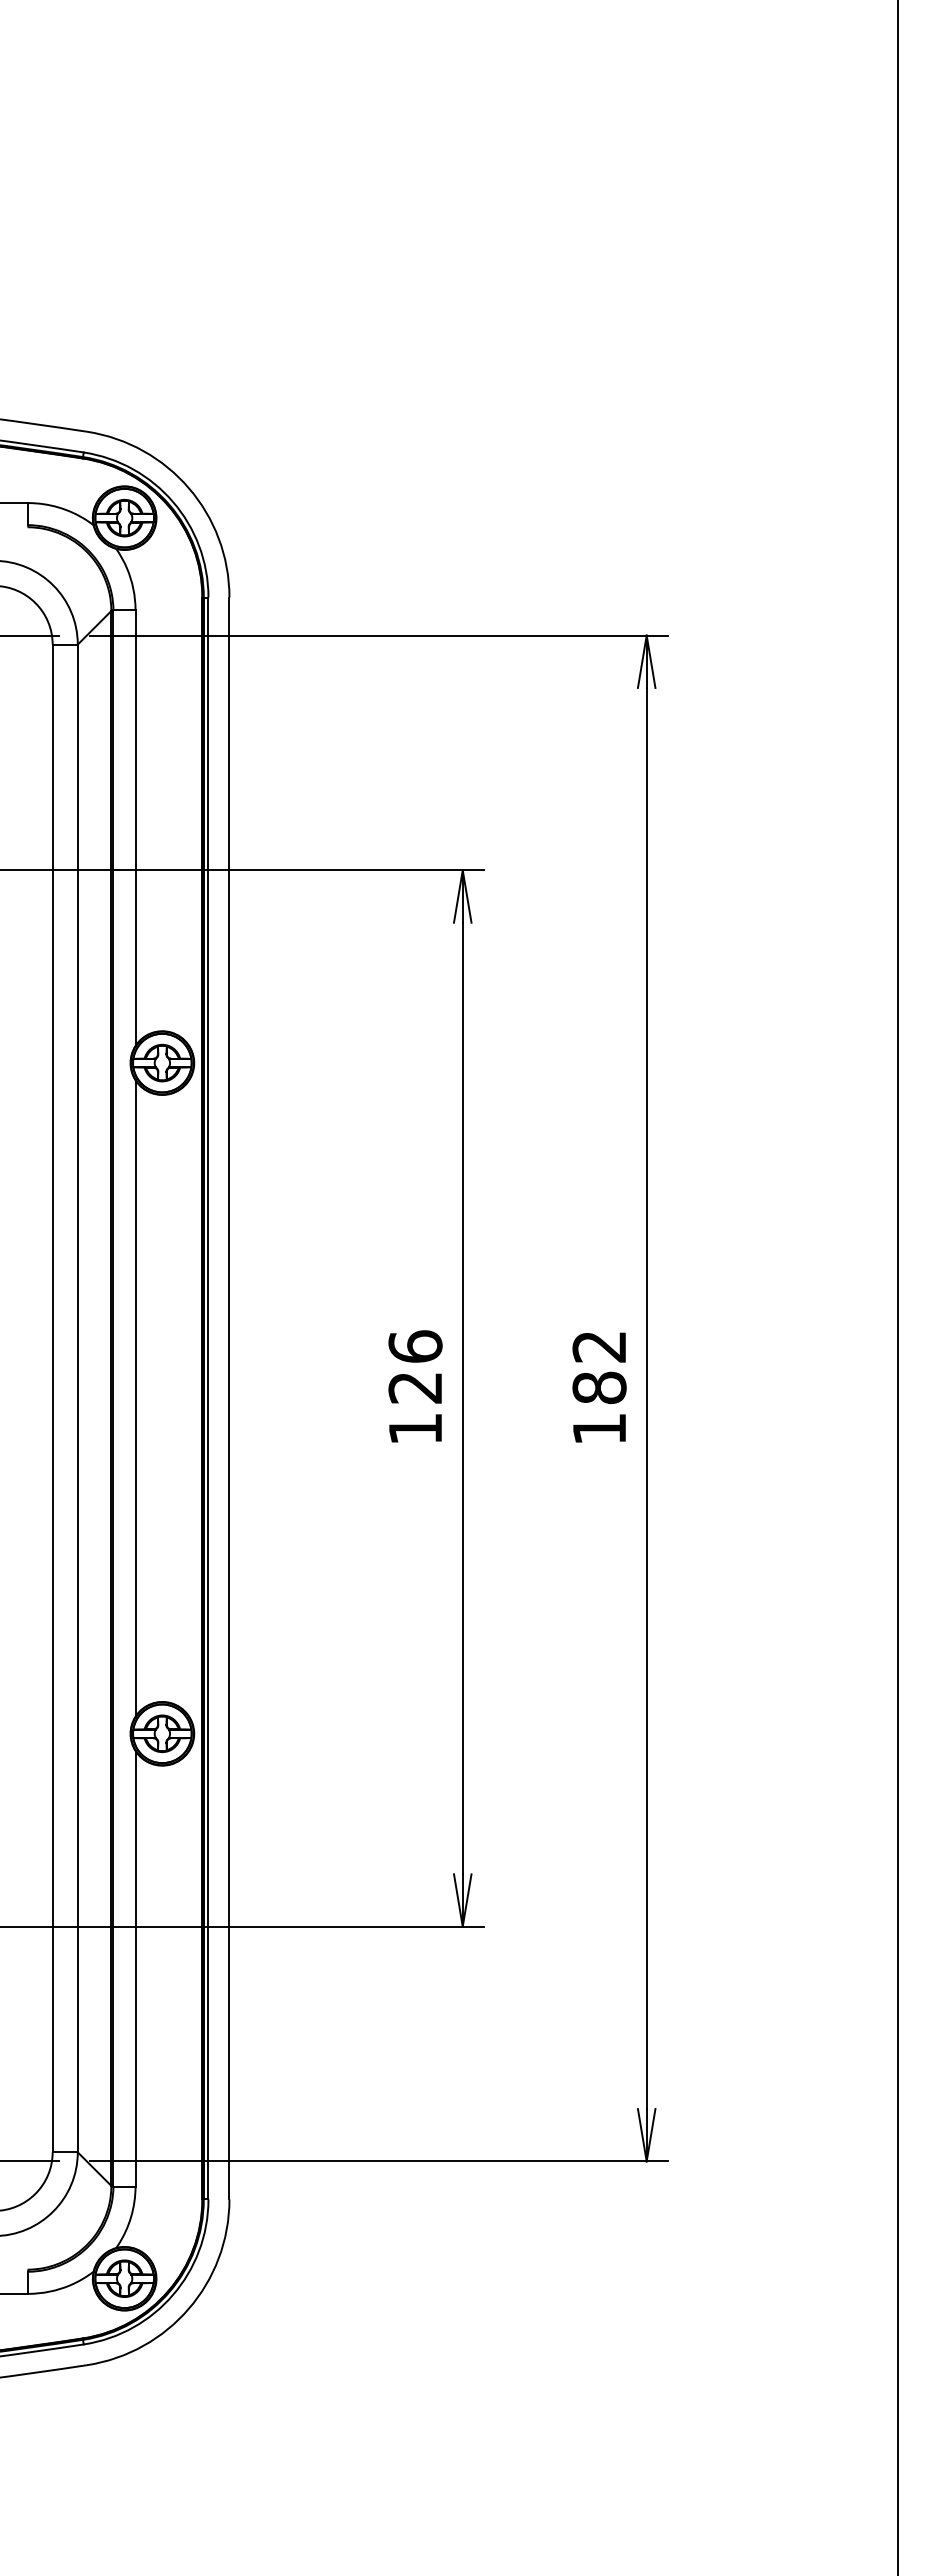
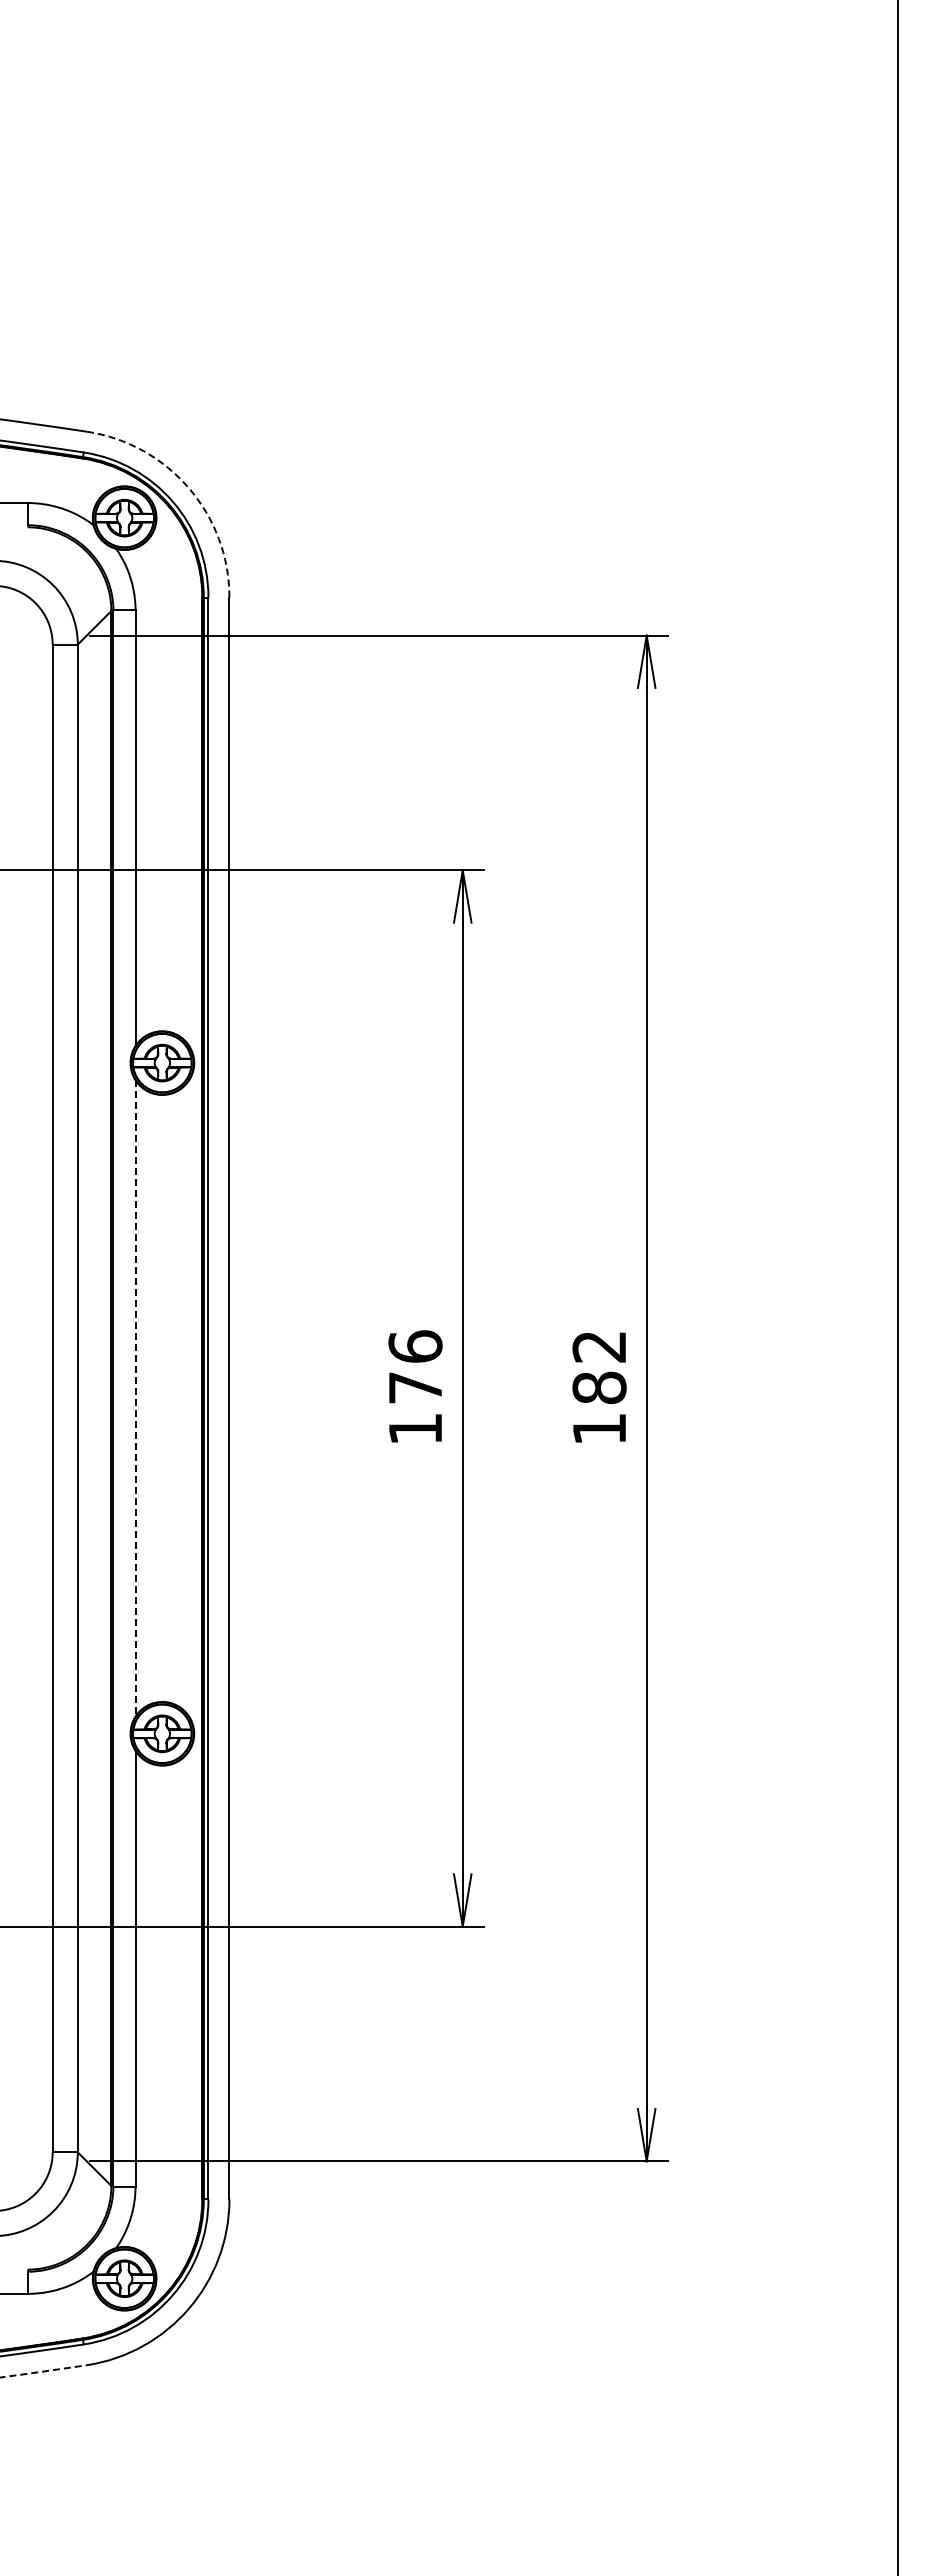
arc: solid -> dashed (188, 488)
line: present -> none (30, 635)
text: 126 -> 176 (414, 1387)
line: solid -> dashed (135, 1398)
line: present -> none (30, 2161)
arc: solid -> dashed (43, 2371)
